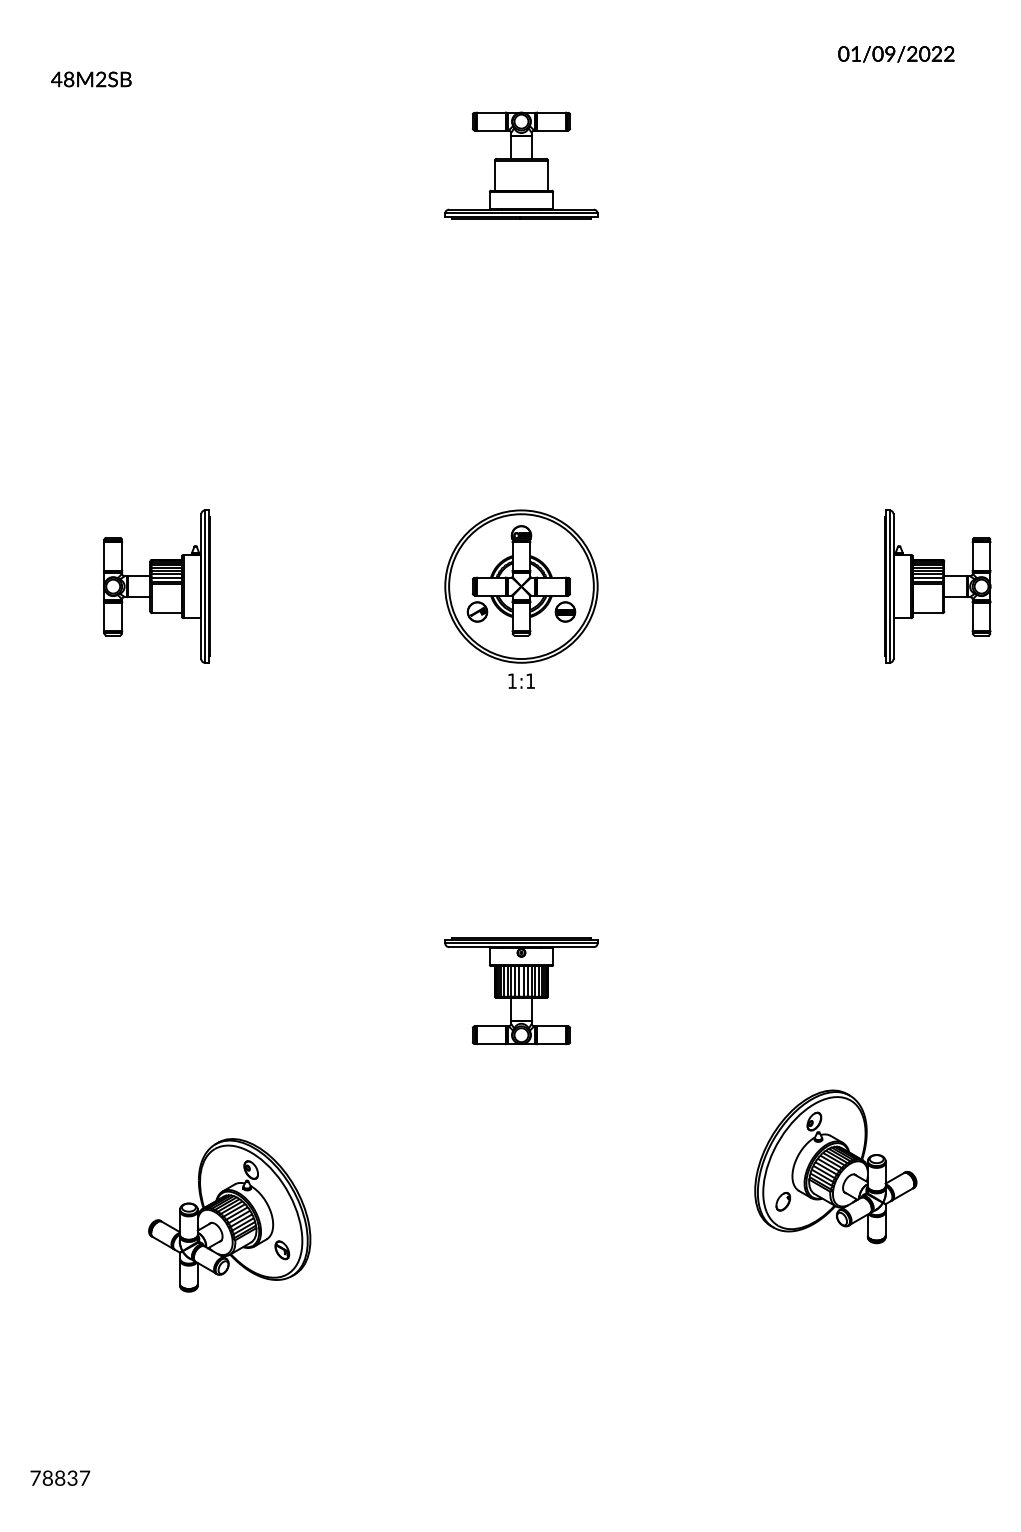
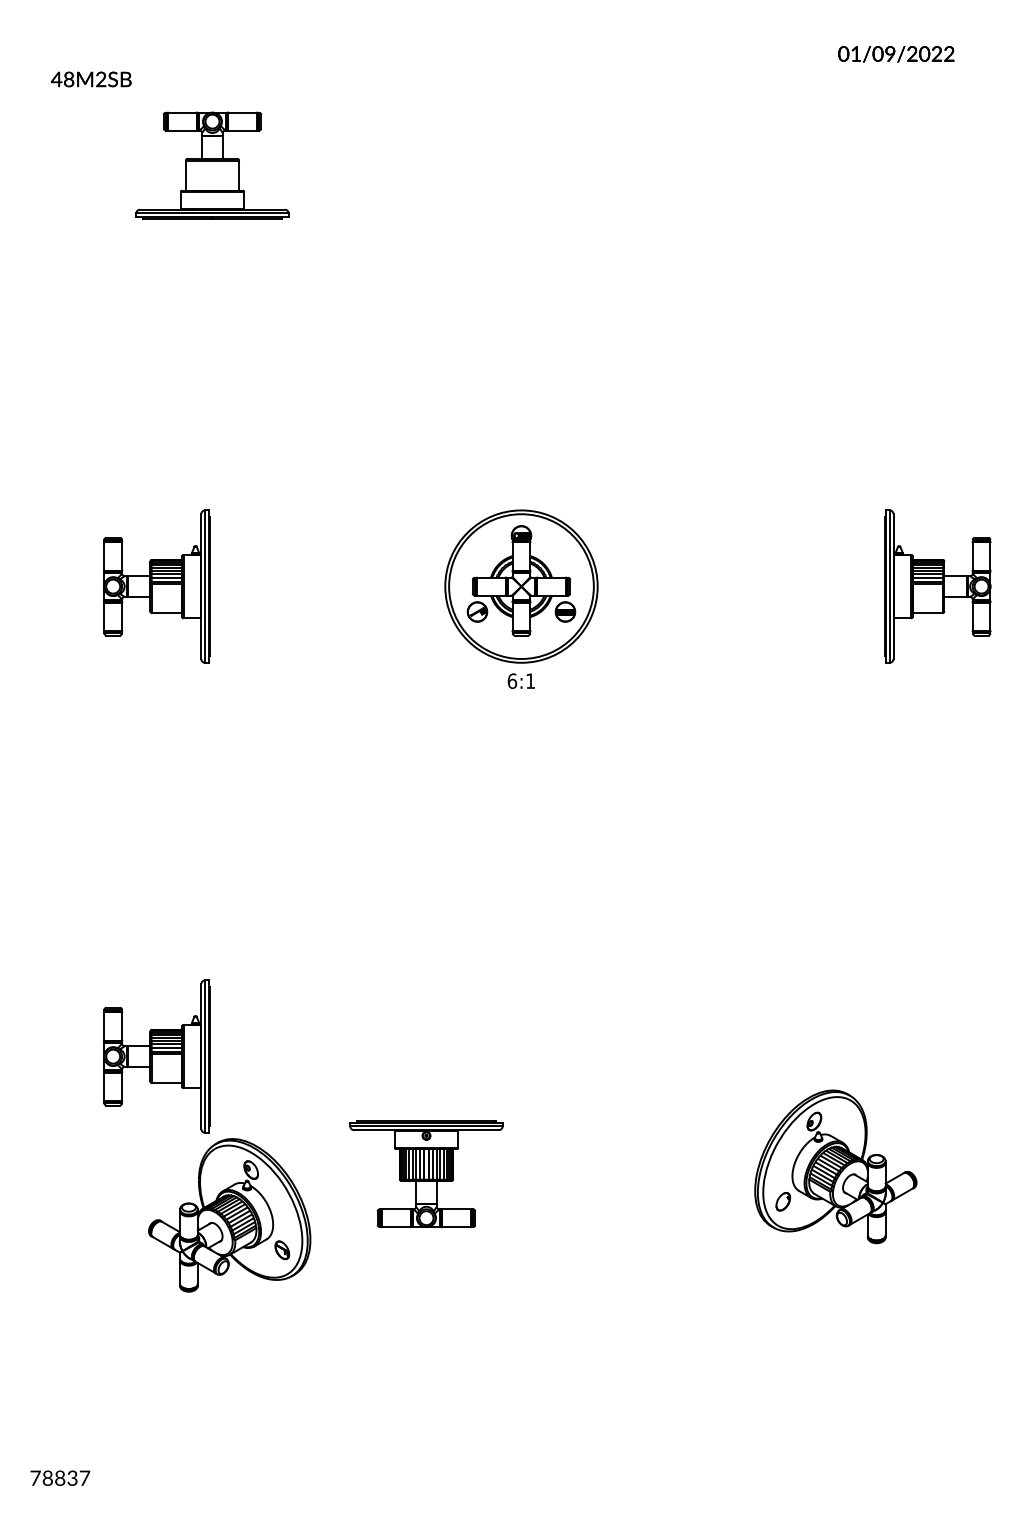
part position: (521, 165) -> (212, 165) (212, 165)
text: 1:1 -> 6:1 (512, 681)
part position: (521, 991) -> (426, 1174) (426, 1174)
part: none -> present (156, 1056)
